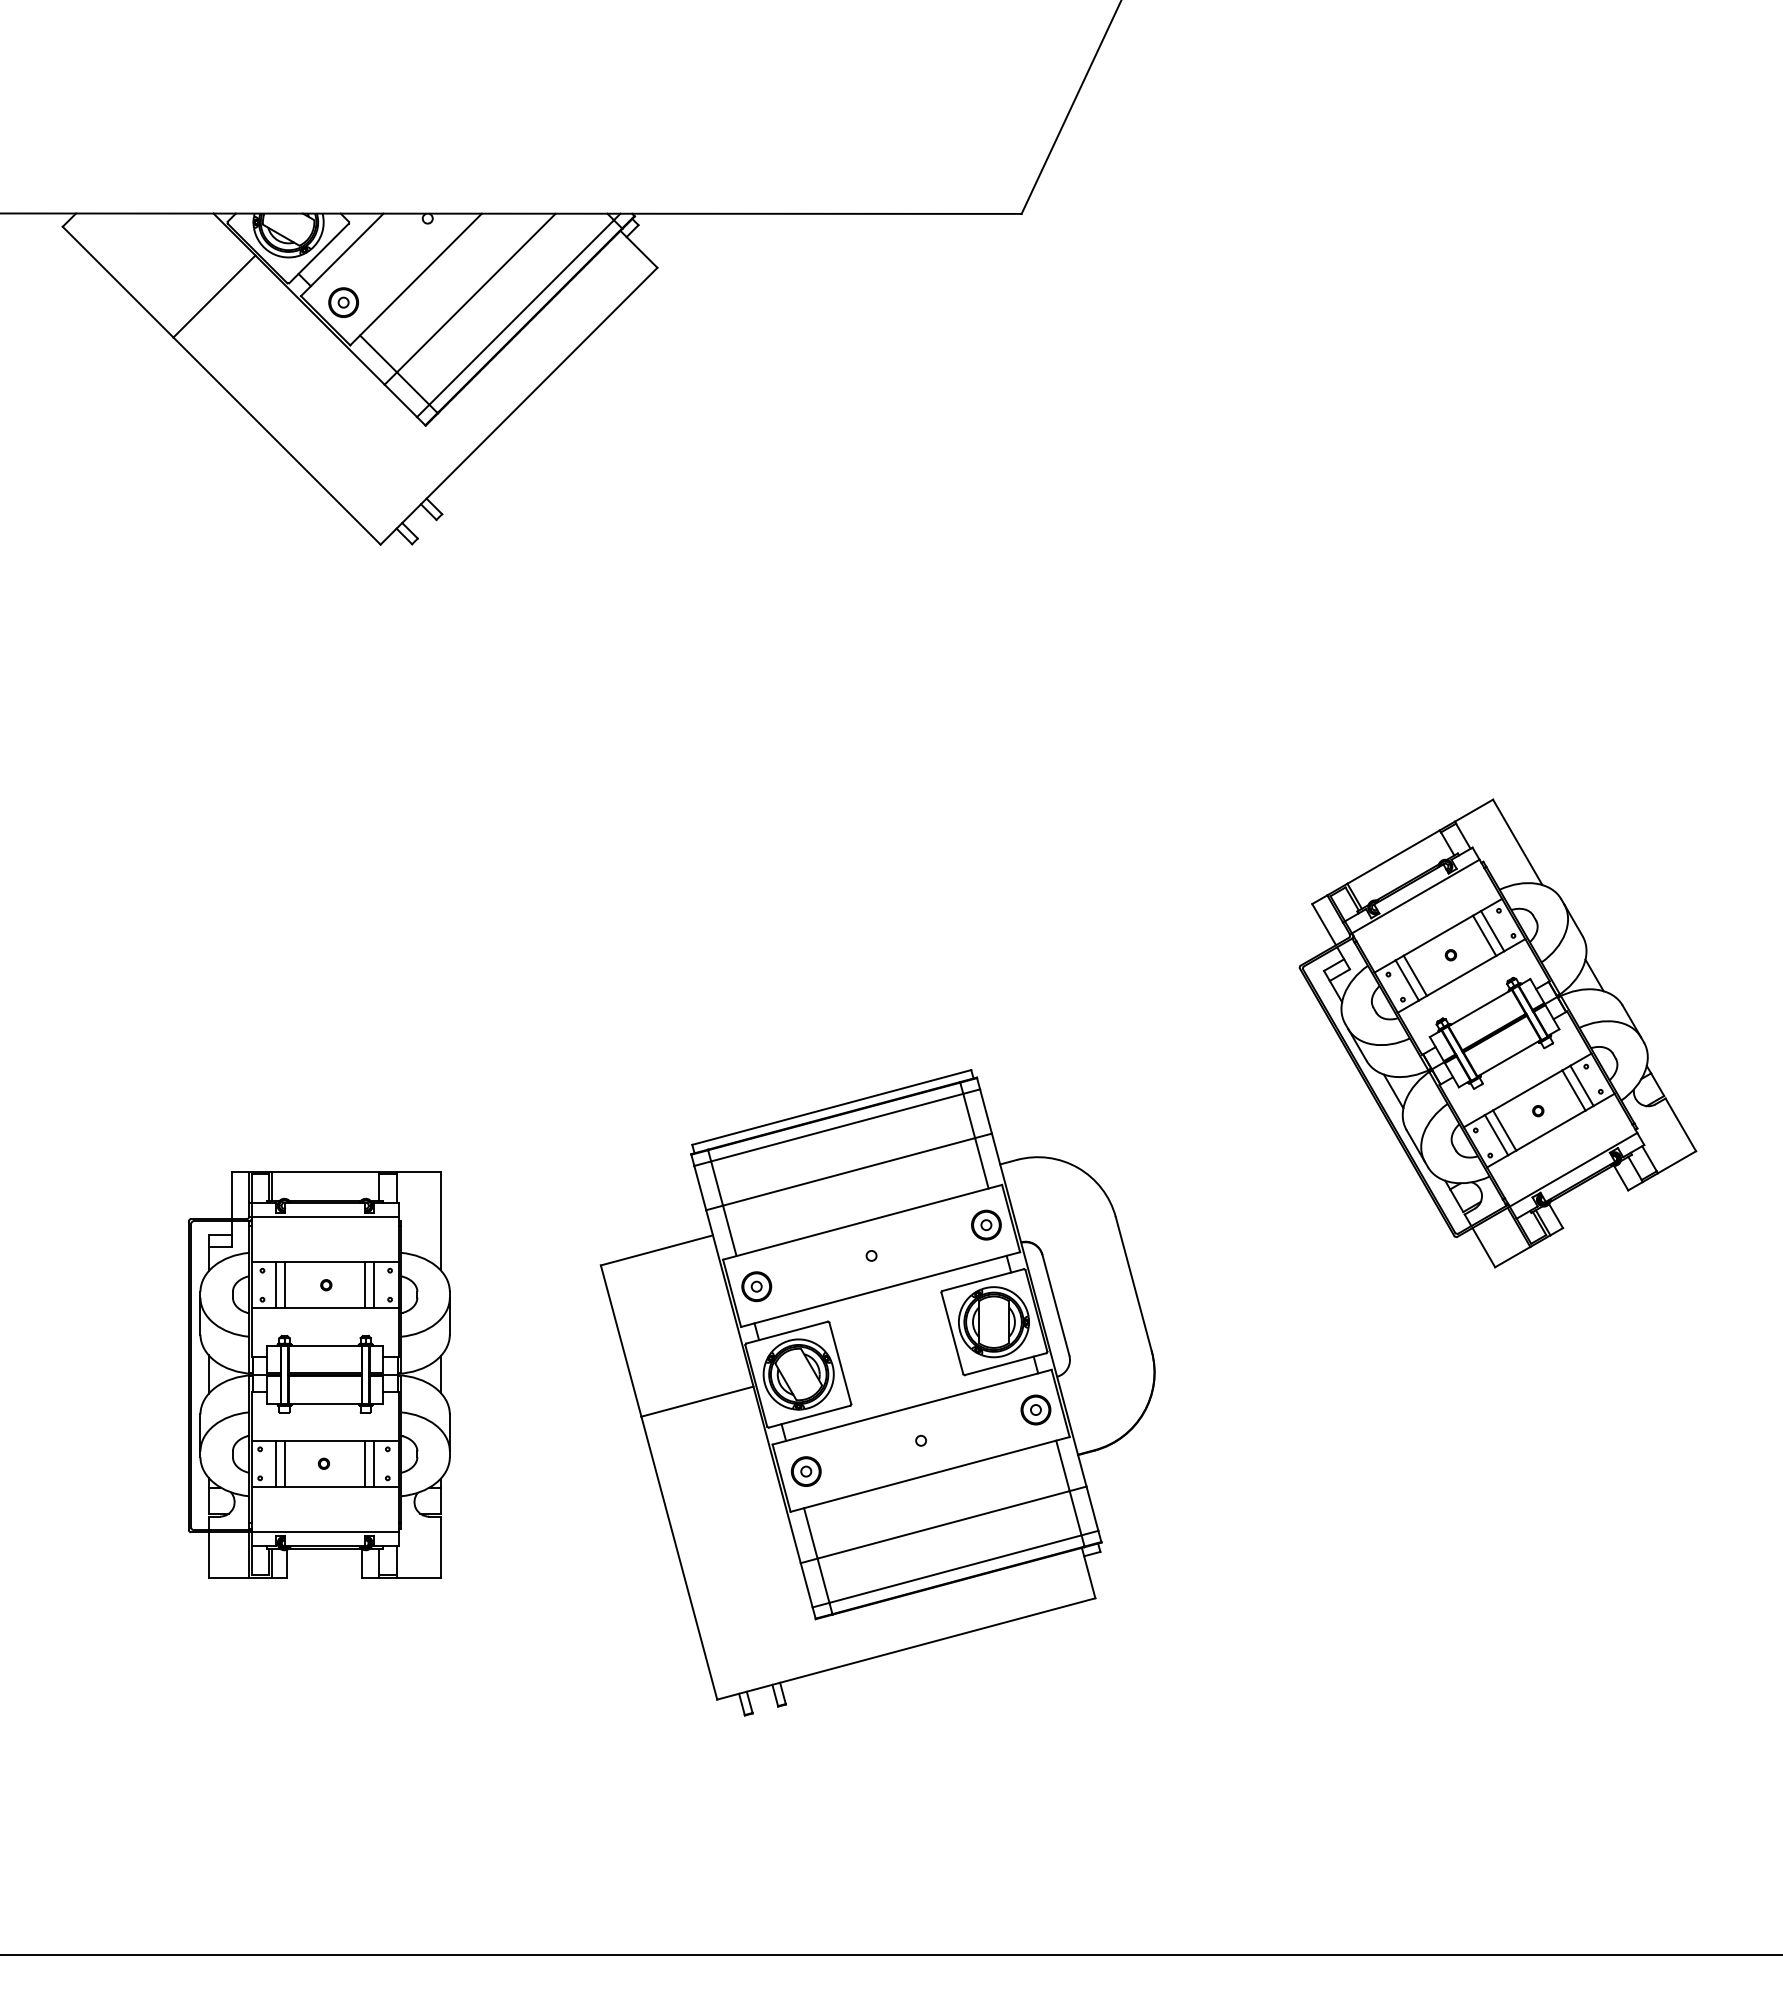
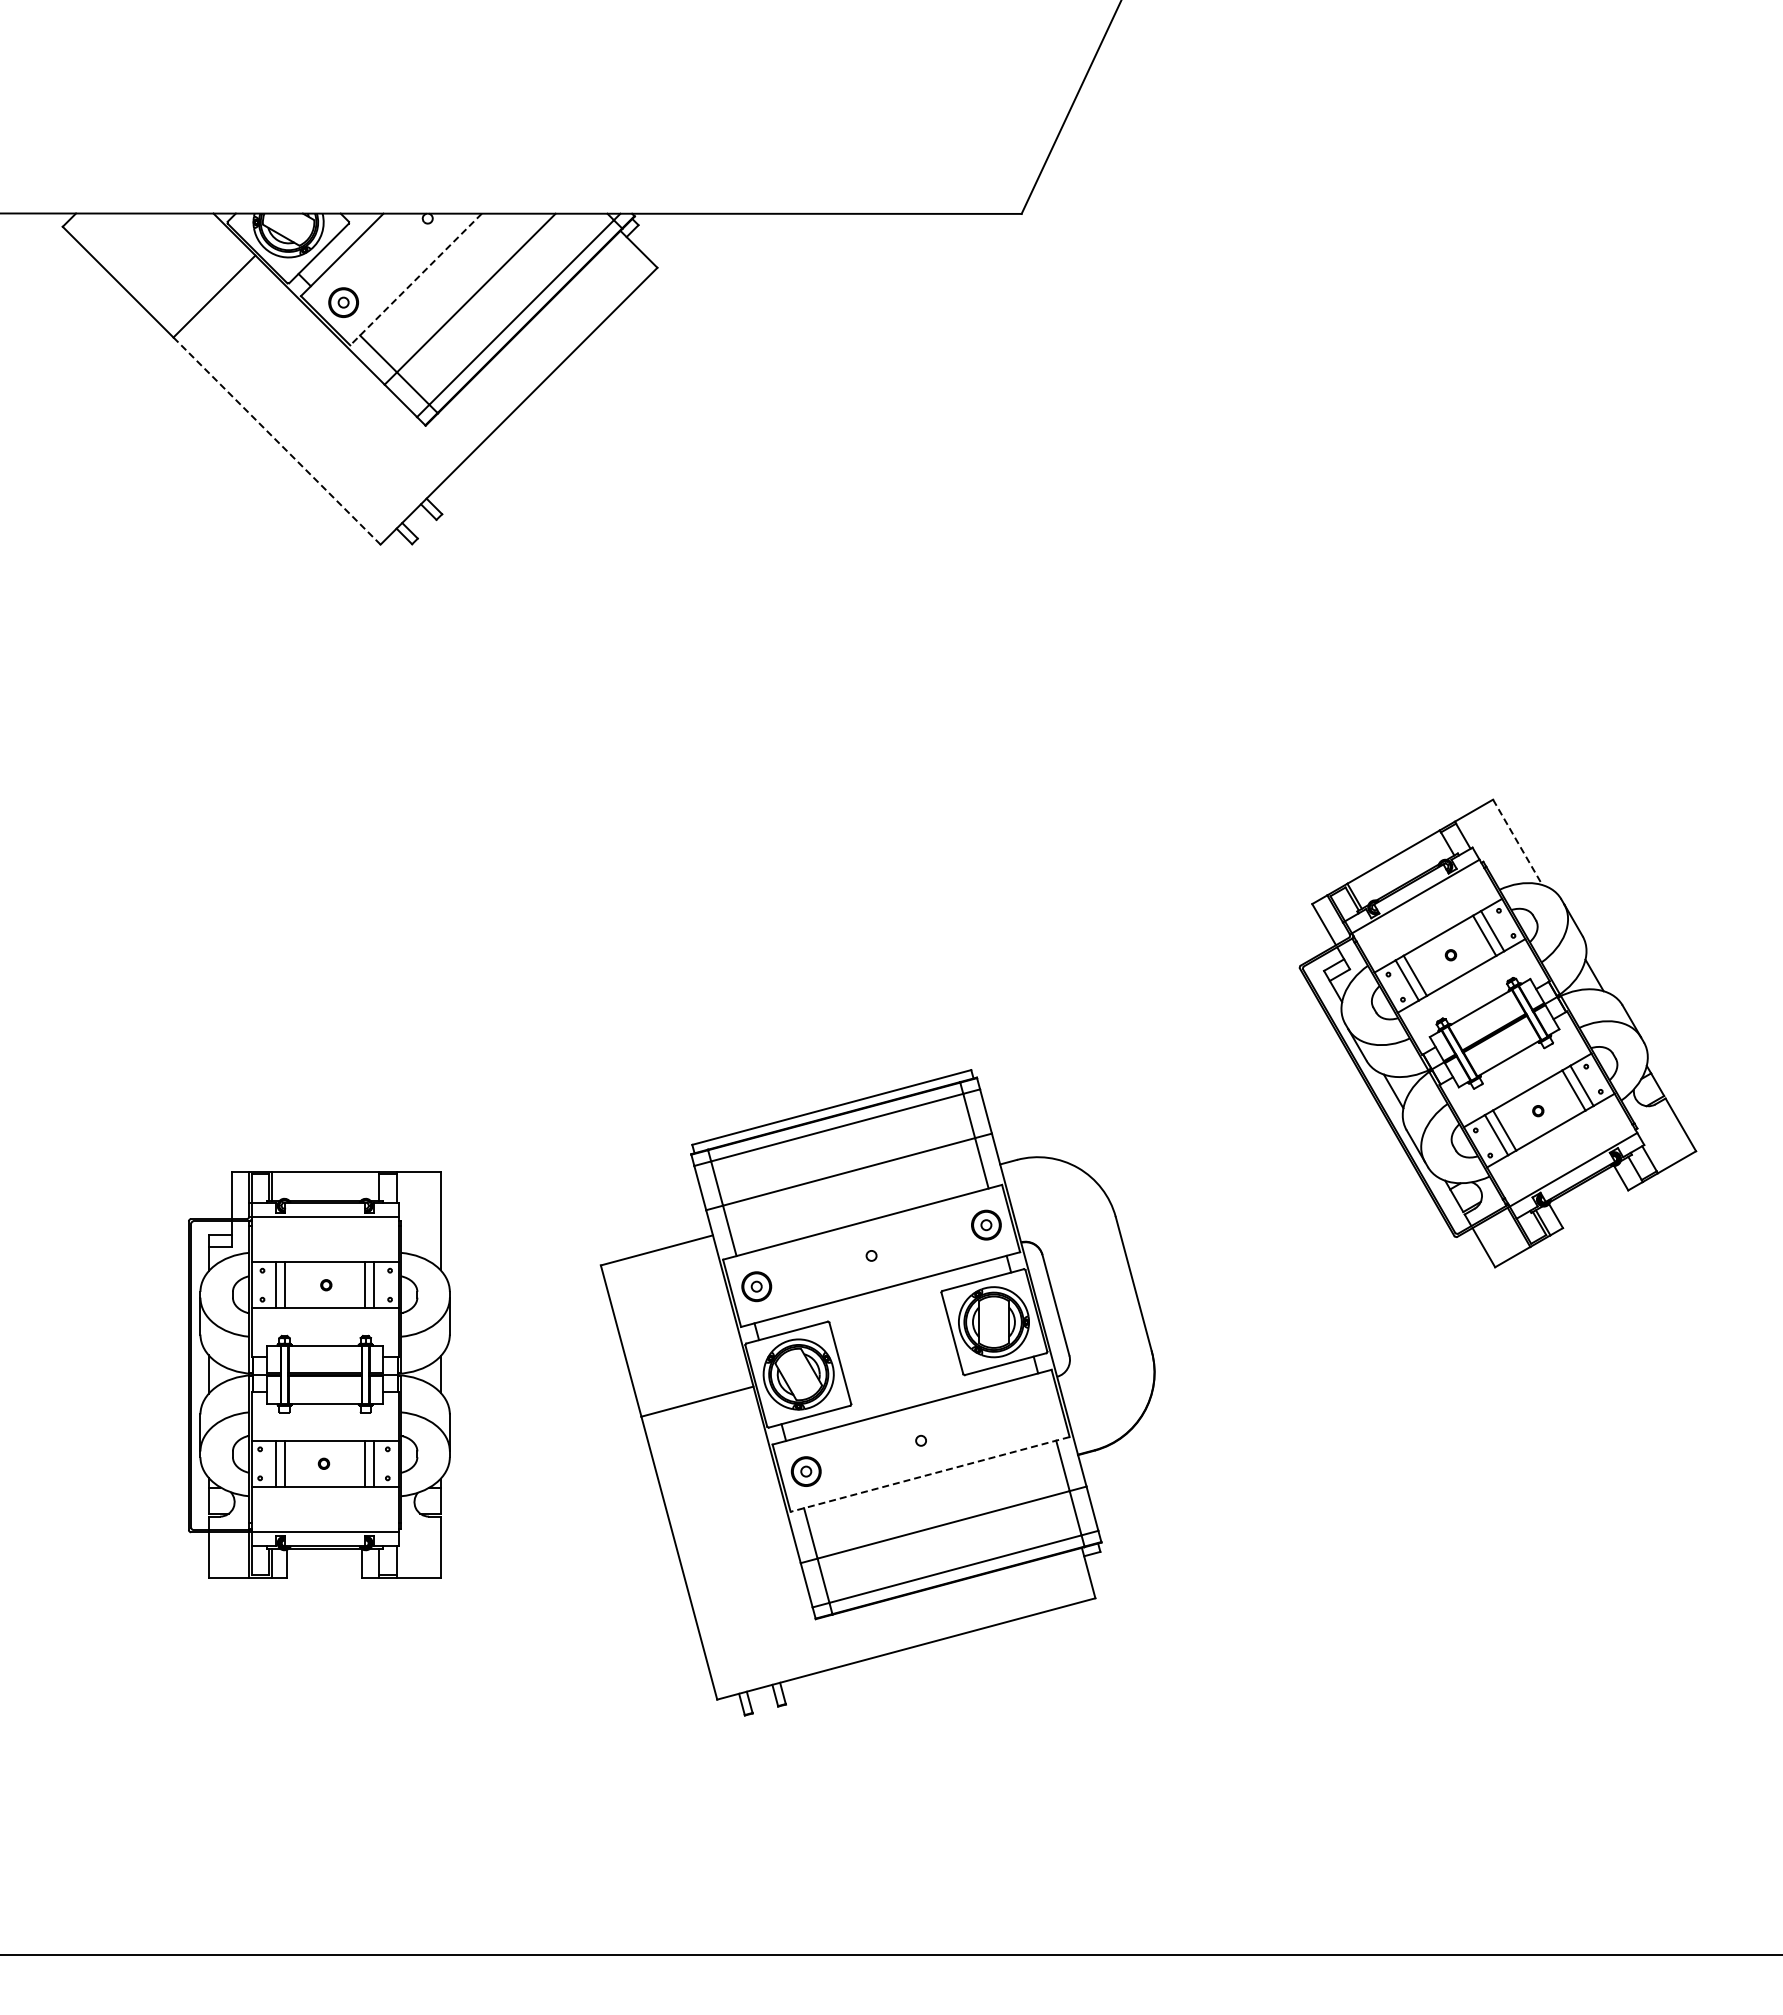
line: solid -> dashed (415, 279)
line: solid -> dashed (277, 441)
line: solid -> dashed (1518, 842)
part: present -> none (1035, 1409)
line: solid -> dashed (929, 1474)
